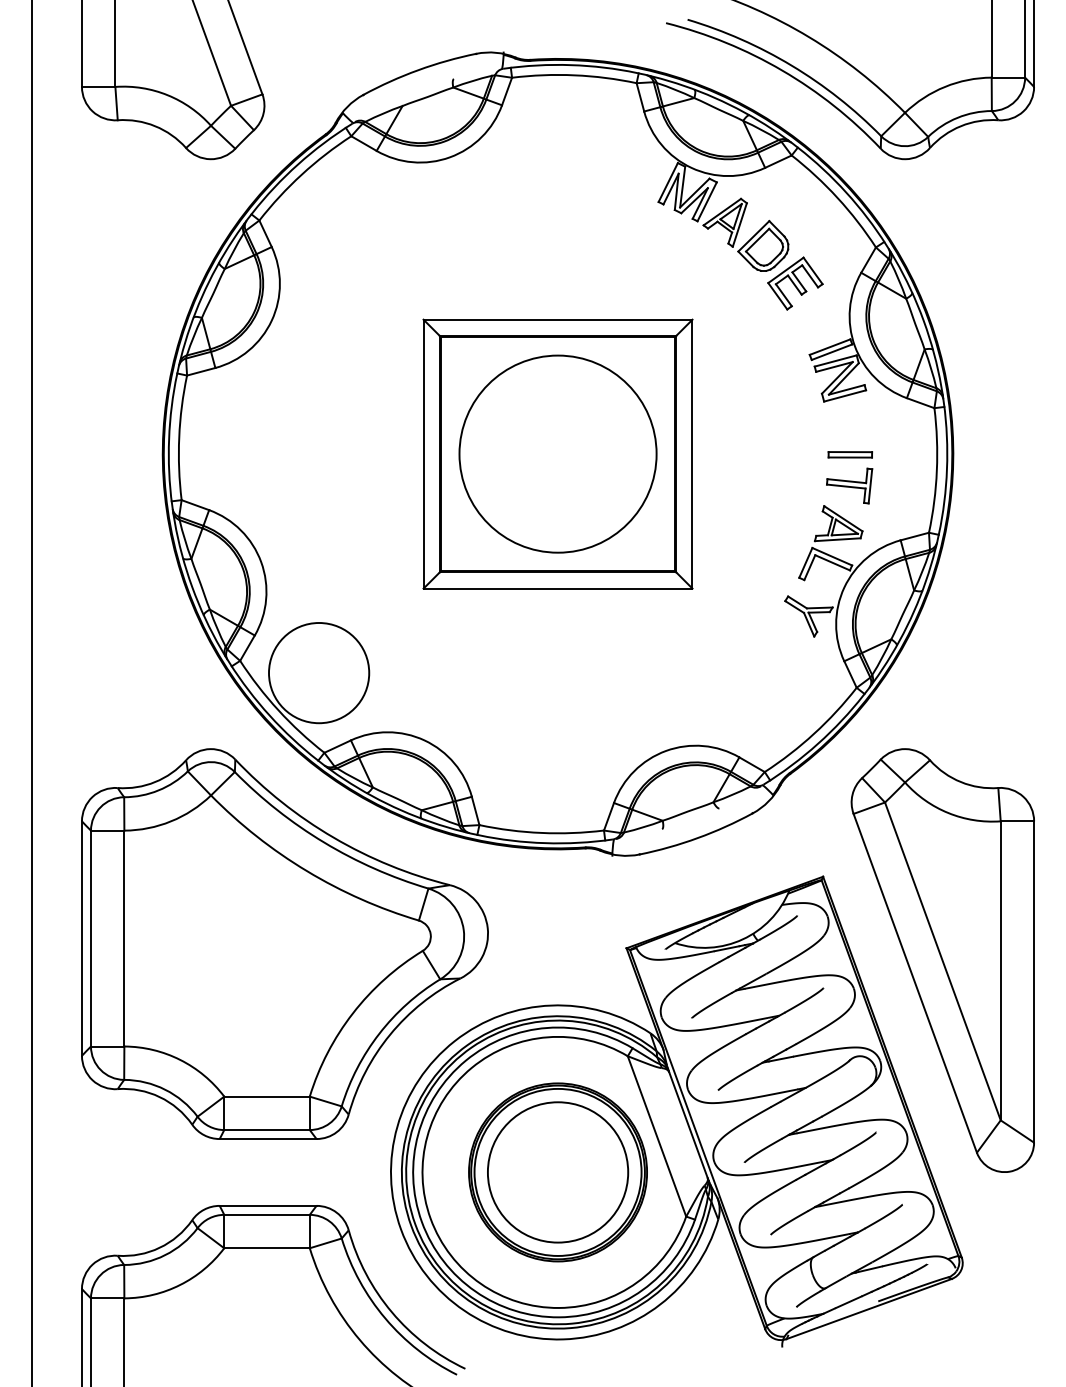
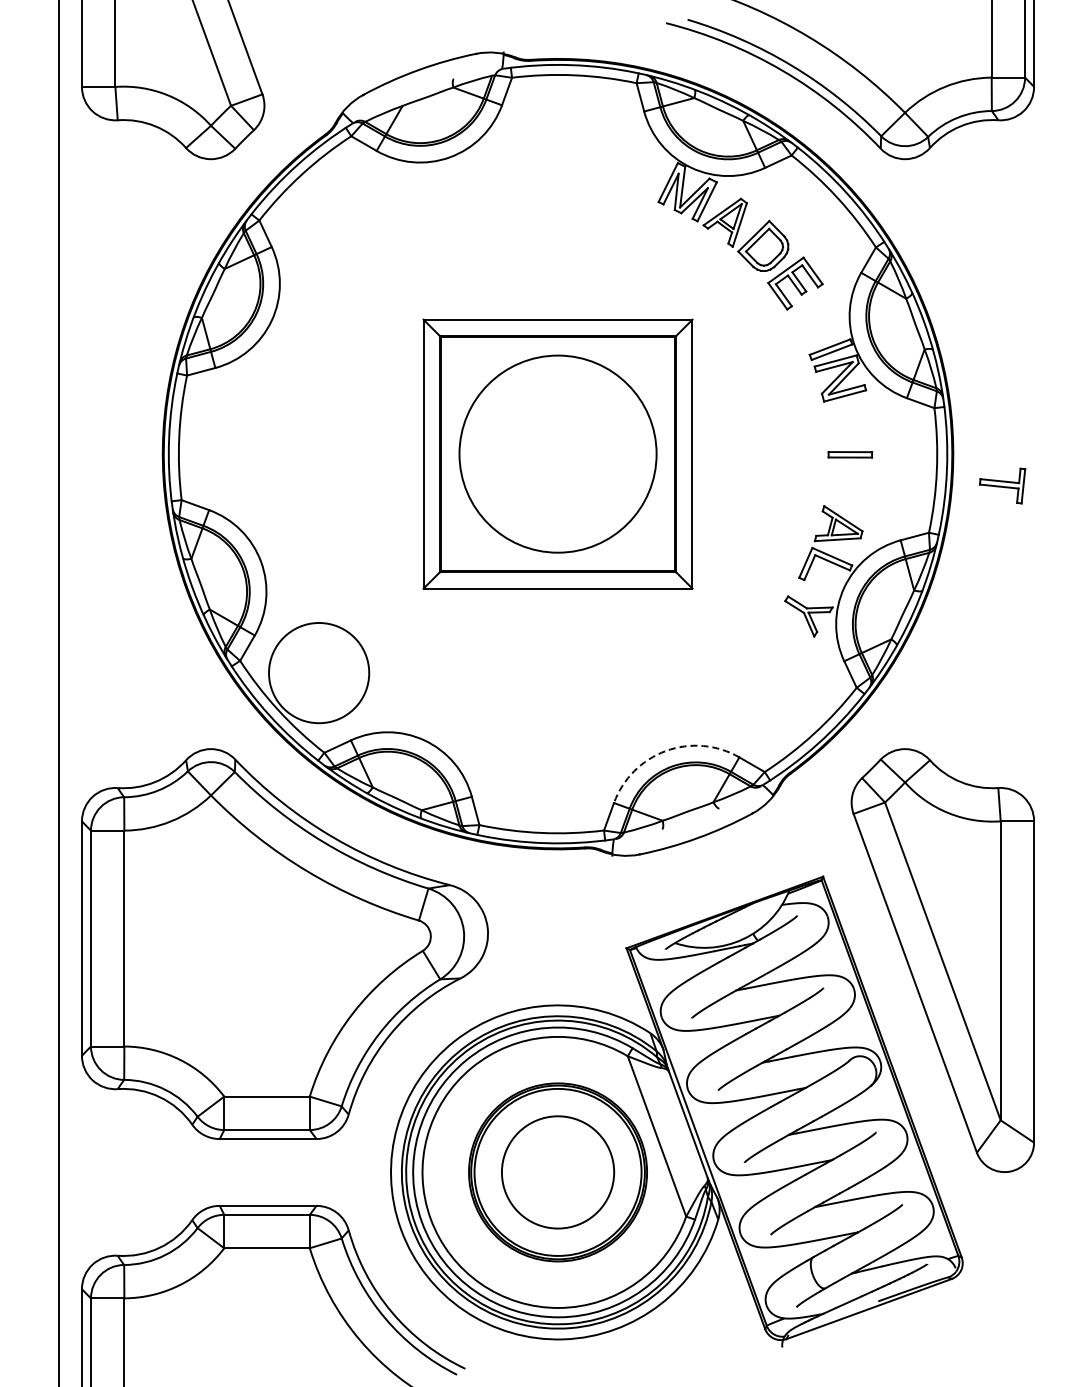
part position: (849, 485) -> (1002, 485) (1002, 485)
line position: (31, 692) -> (58, 692) (58, 692)
arc: solid -> dashed (666, 750)
circle diameter: 140 px -> 112 px (557, 1172)
